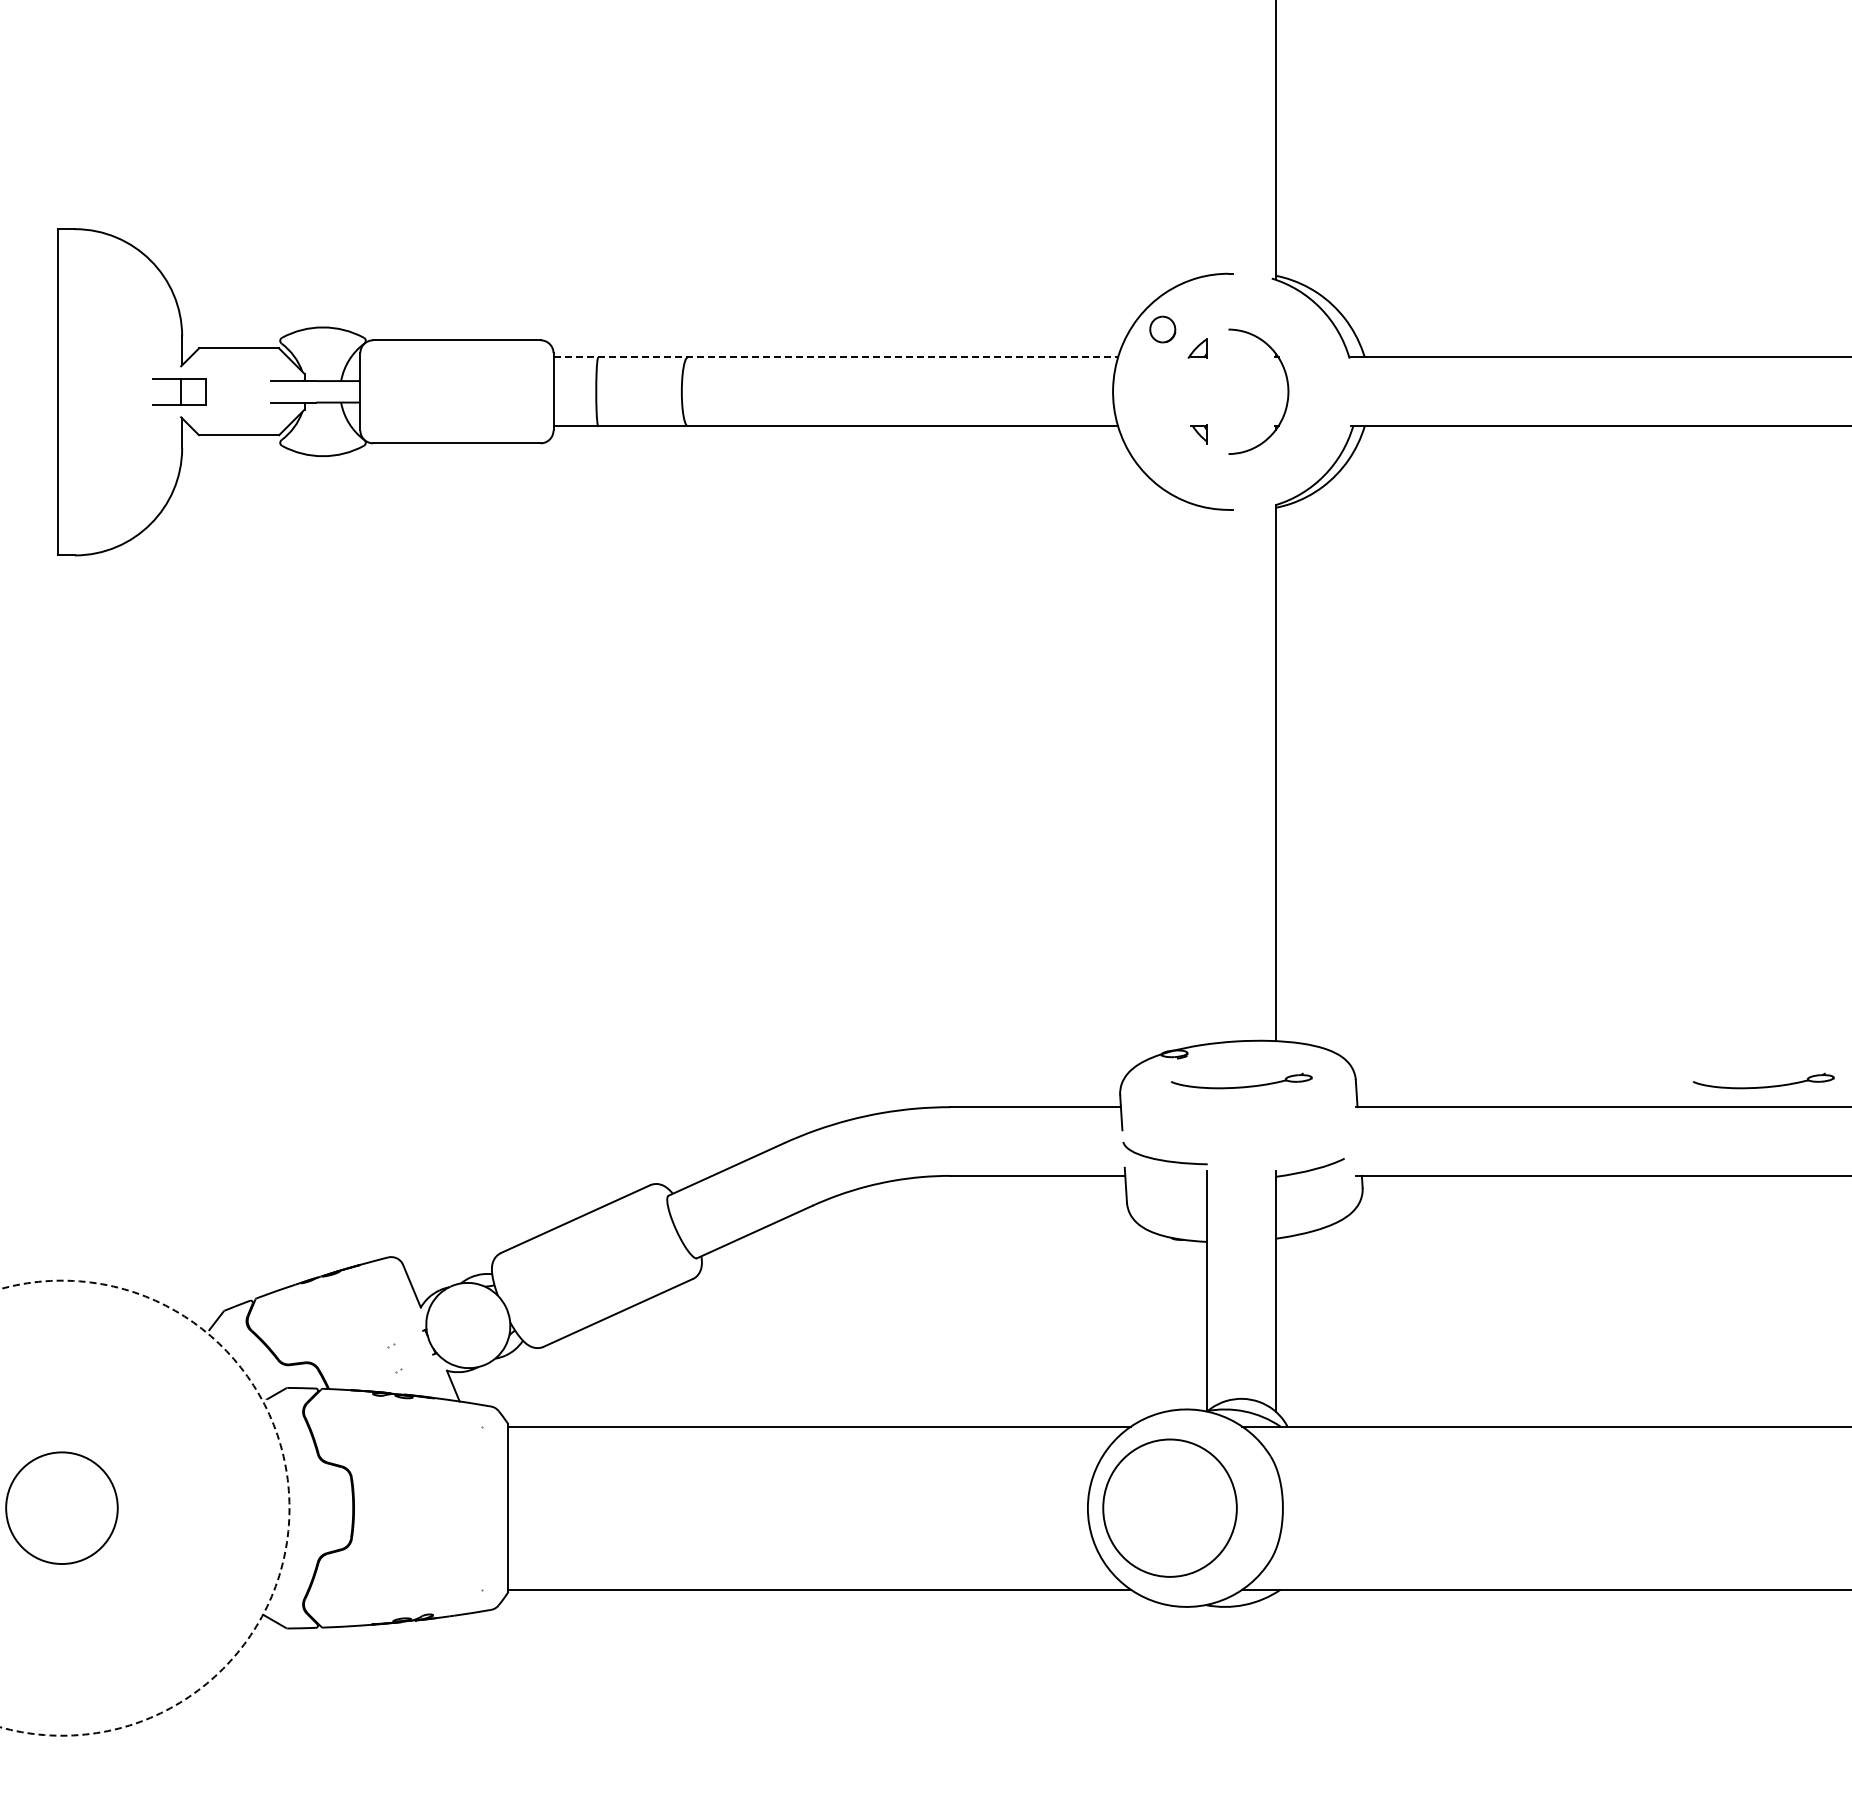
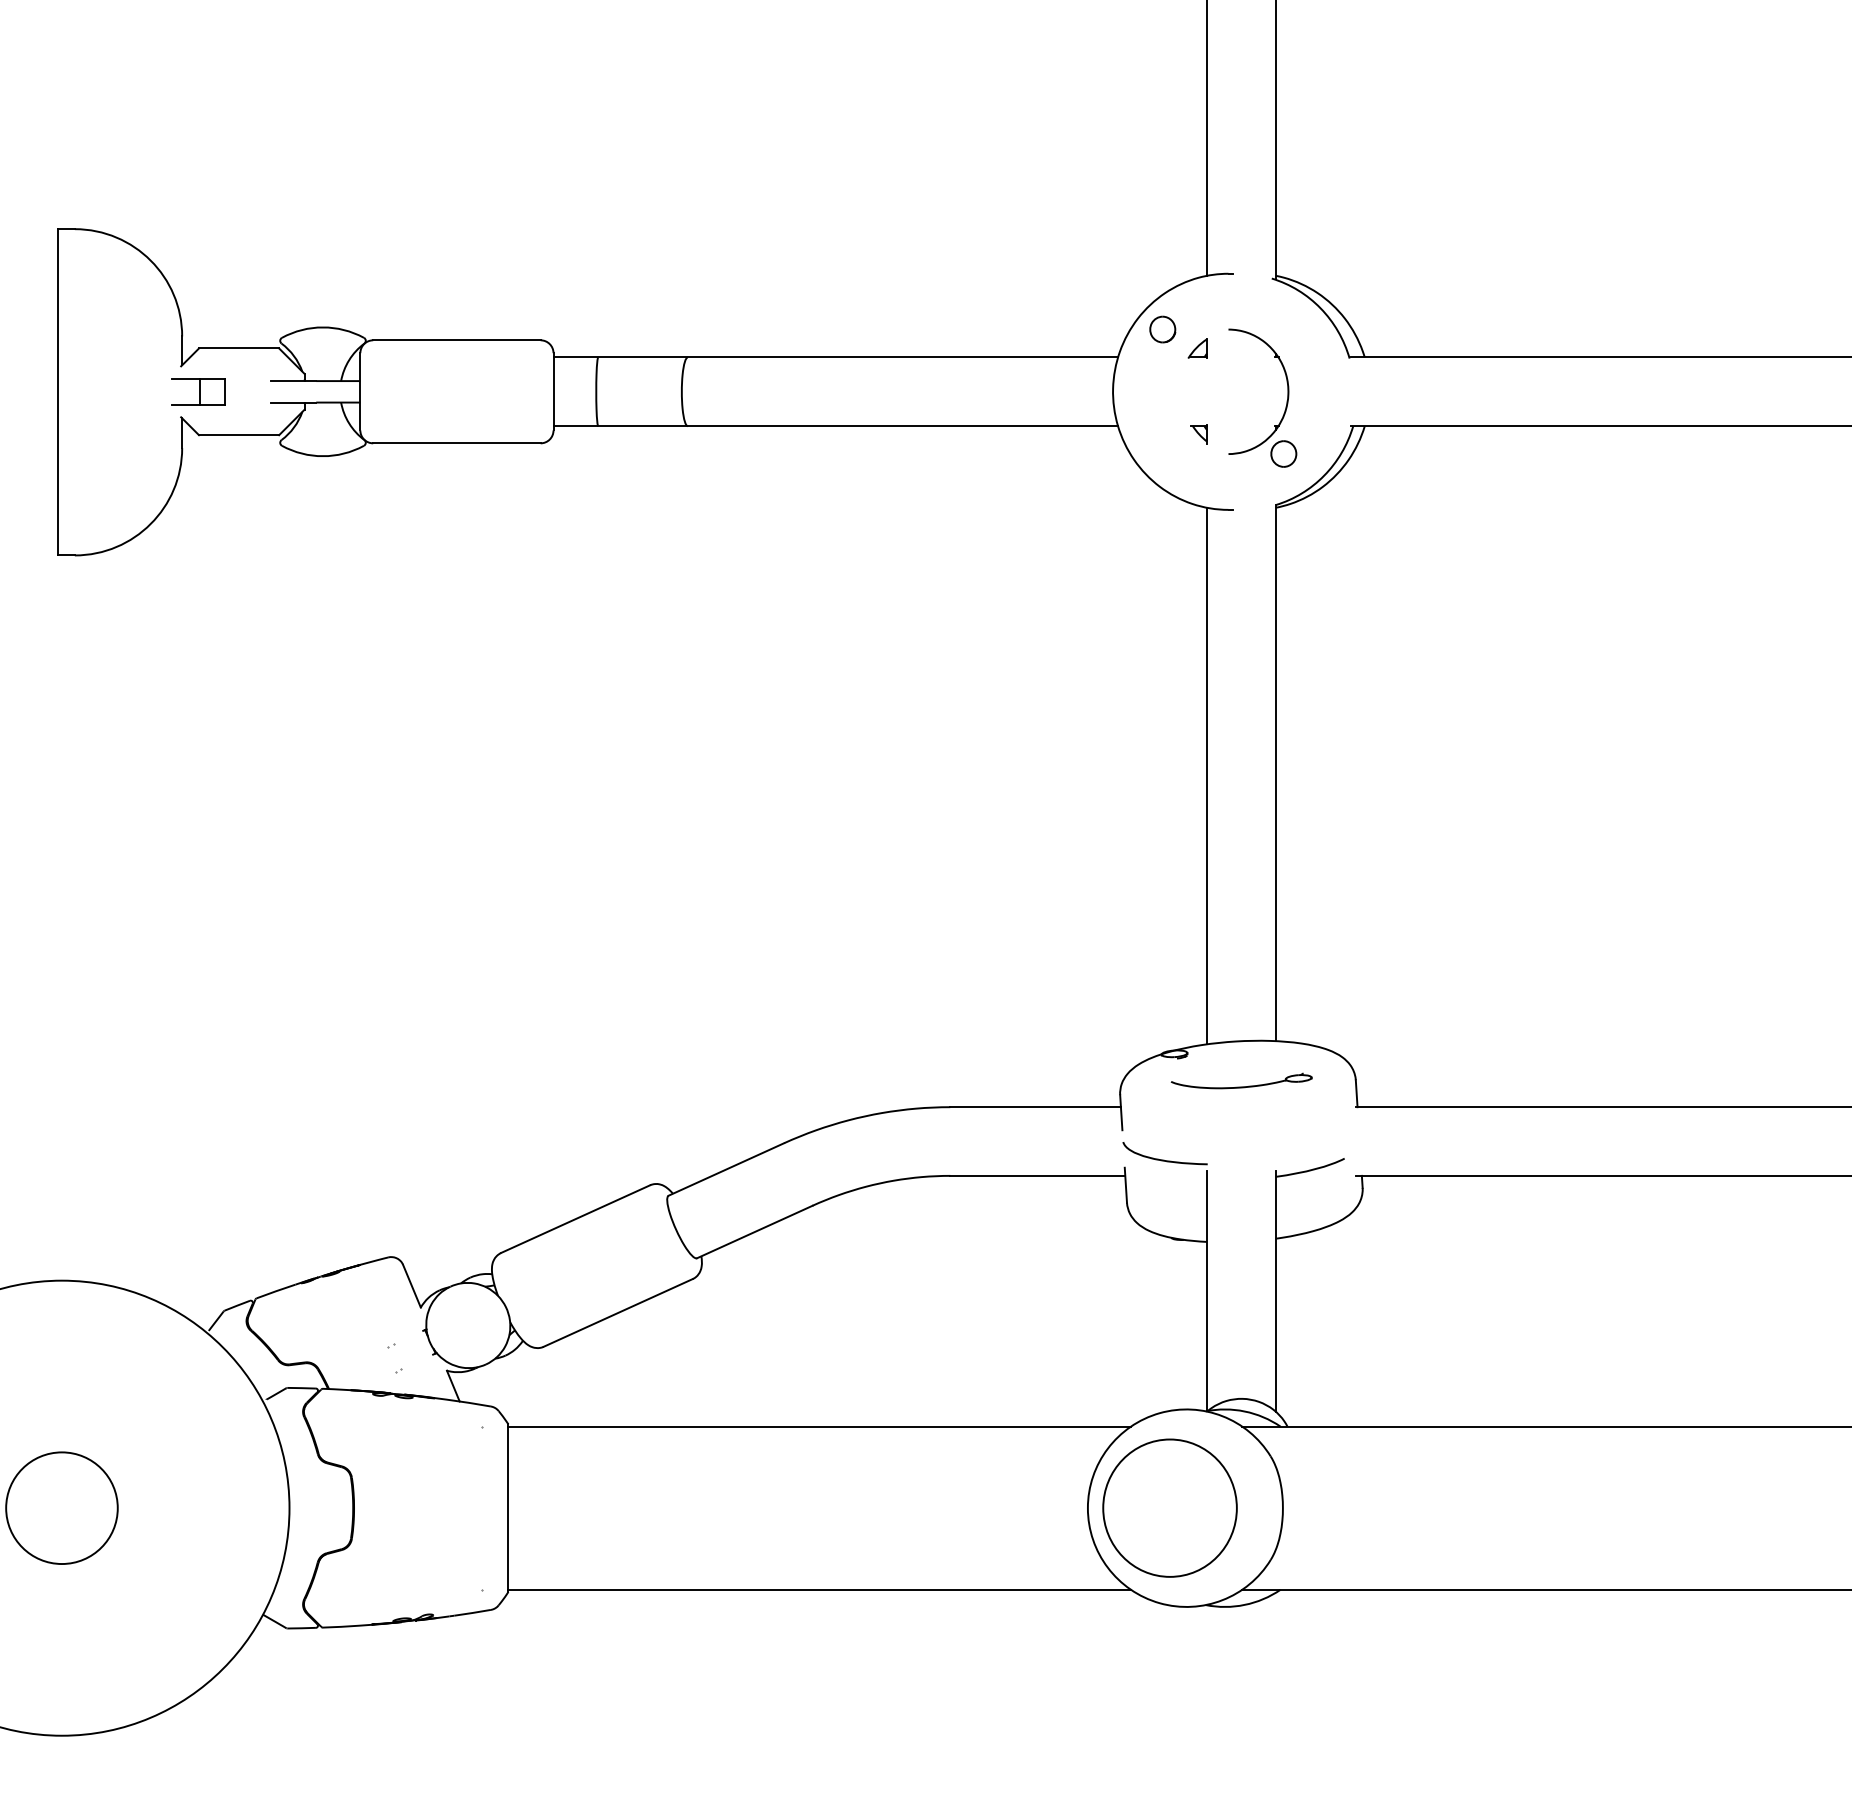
line: none -> present (1207, 138)
line: dashed -> solid (836, 357)
part position: (179, 391) -> (198, 391) (198, 391)
part: none -> present (1283, 453)
line: none -> present (1207, 775)
part: present -> none (1763, 1080)
circle: dashed -> solid (144, 1507)
